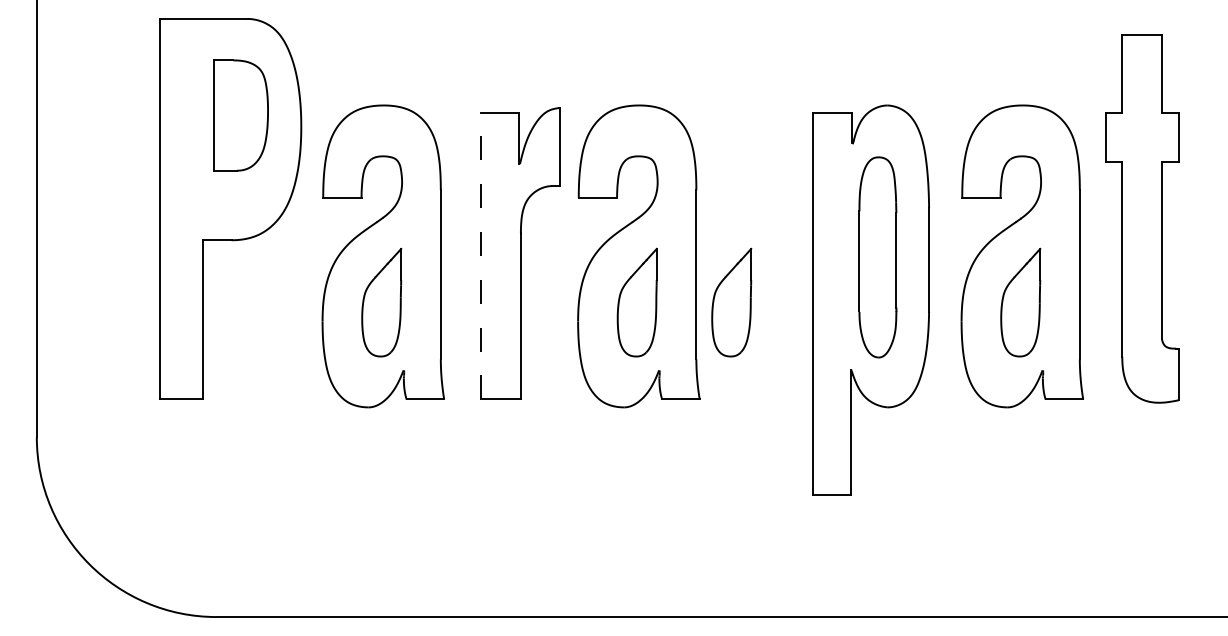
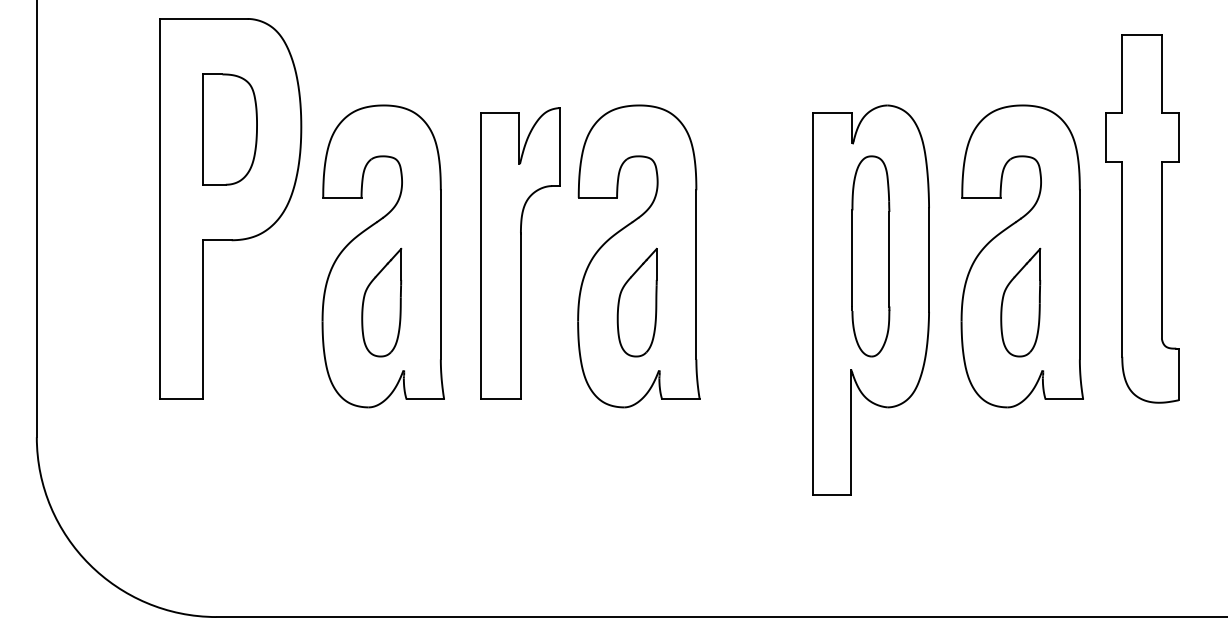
part position: (240, 115) -> (229, 129) (229, 129)
line: dashed -> solid (481, 255)
part position: (877, 257) -> (870, 256) (870, 256)
part: present -> none (731, 302)
